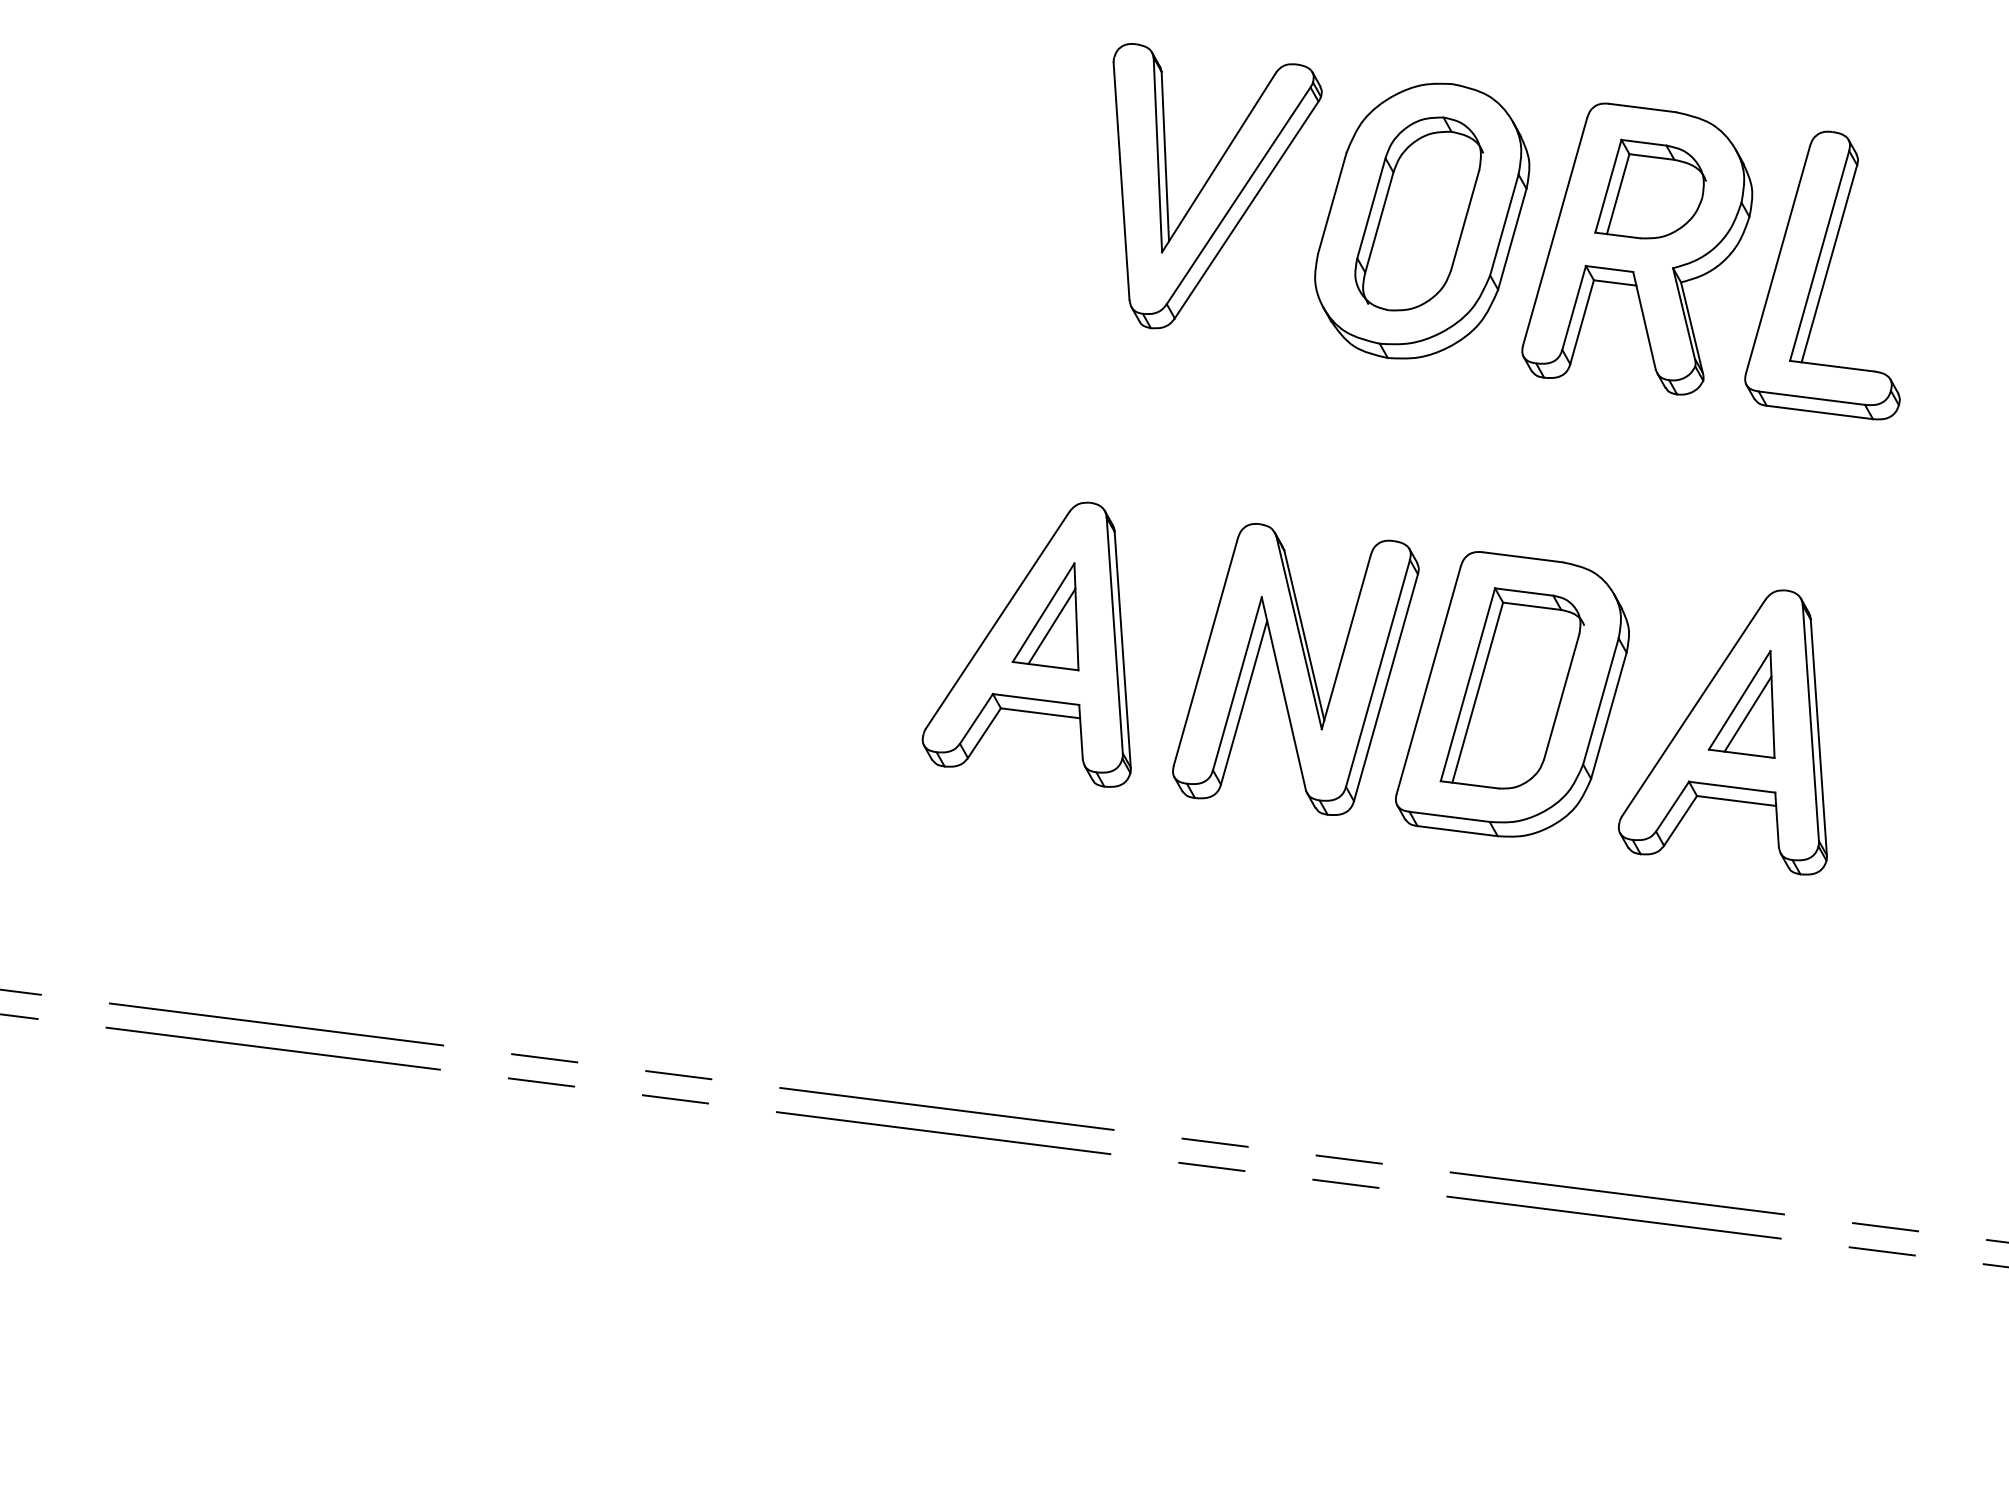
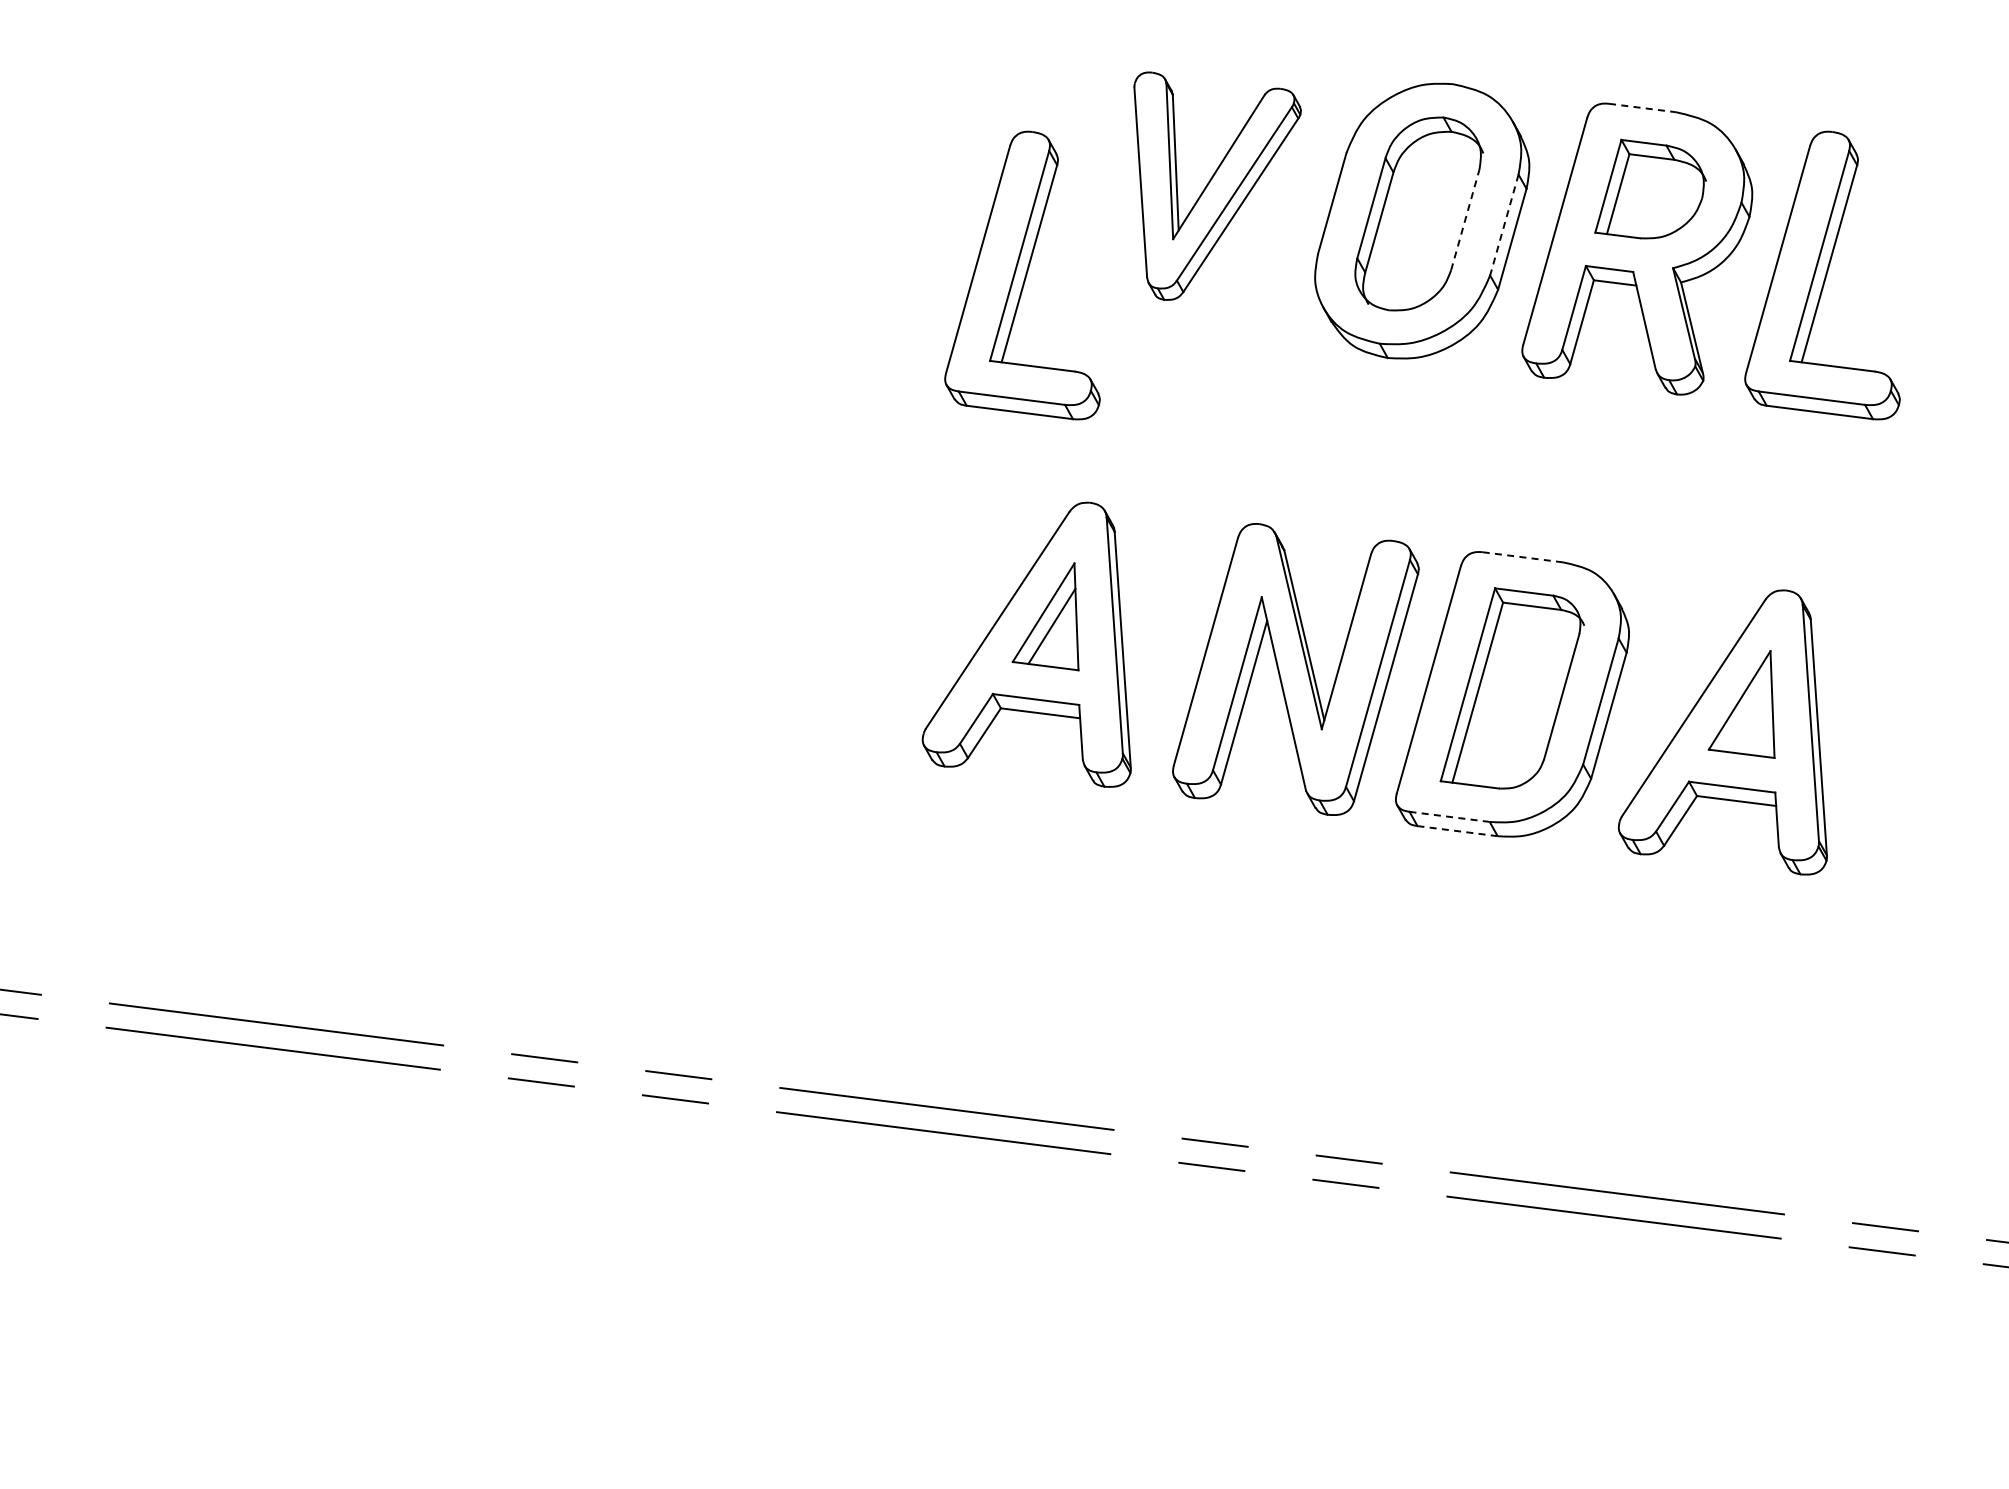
line: solid -> dashed (1642, 108)
part size: 211x287 px -> 169x230 px (1217, 185)
line: solid -> dashed (1465, 219)
line: solid -> dashed (1504, 225)
part: none -> present (1022, 275)
line: solid -> dashed (1523, 557)
line: present -> none (1747, 713)
line: solid -> dashed (1449, 816)
line: solid -> dashed (1457, 831)
